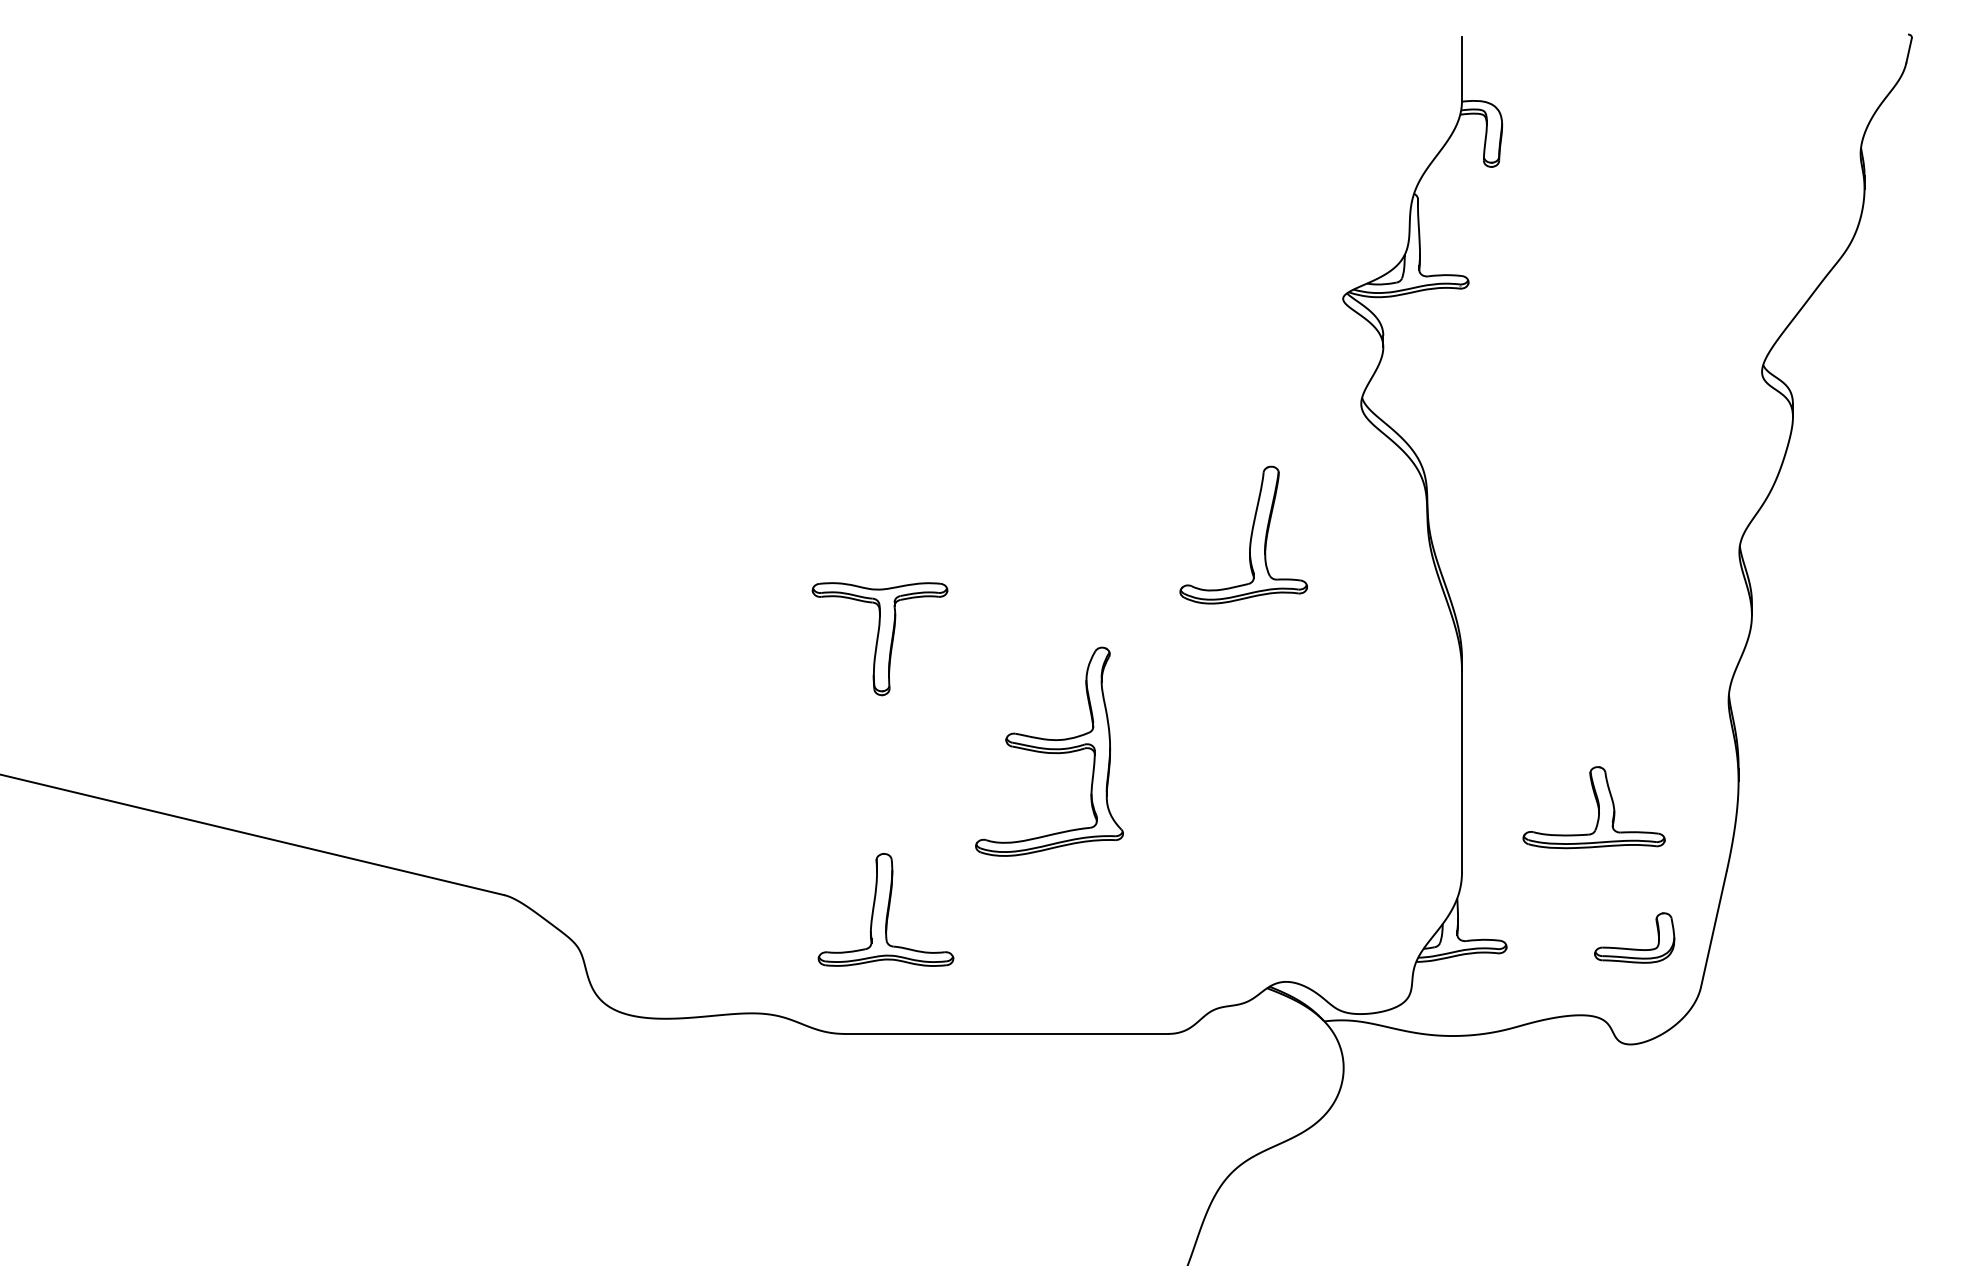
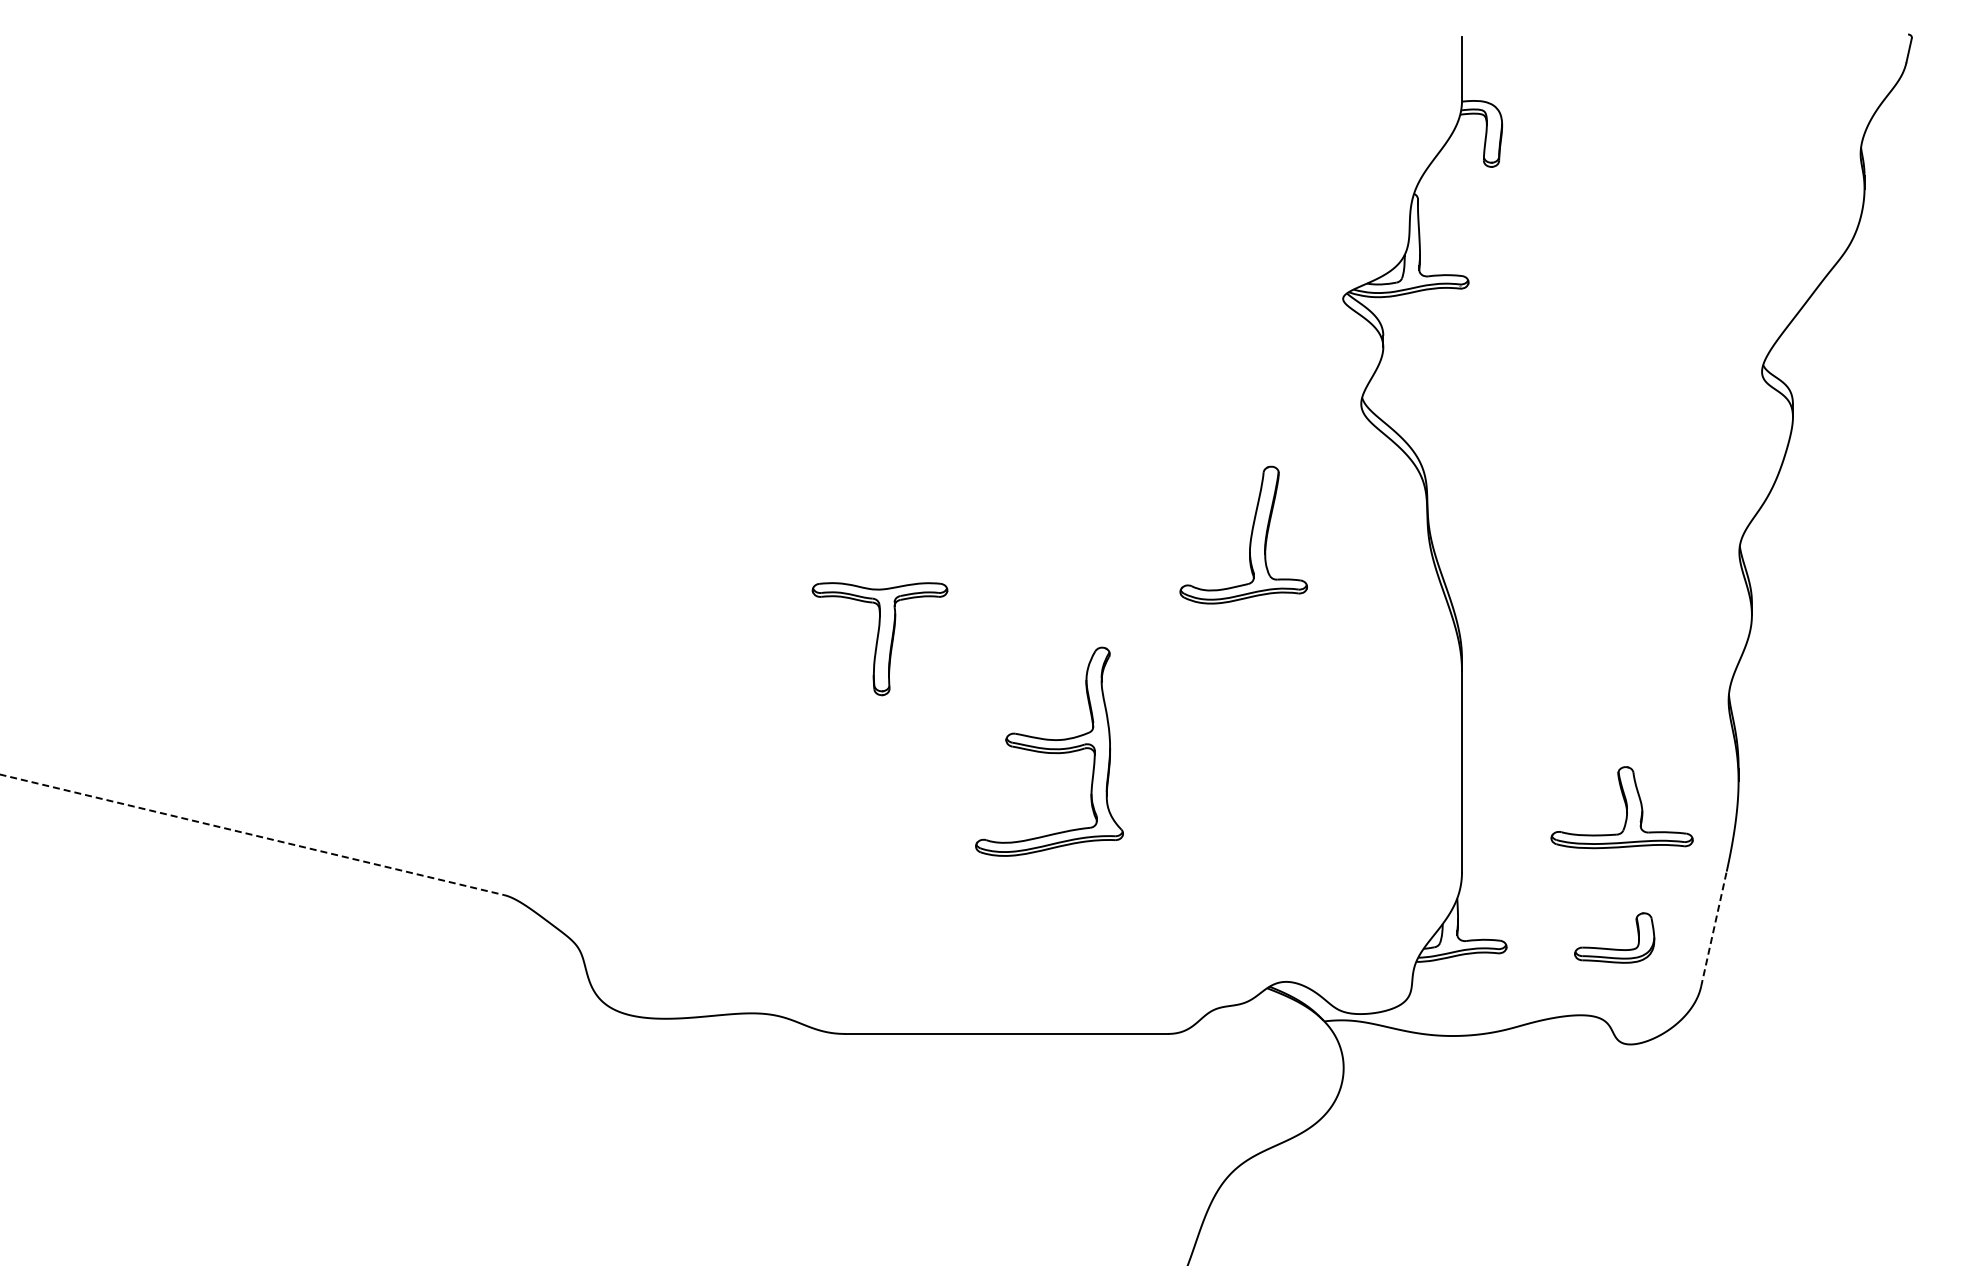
part position: (1593, 807) -> (1621, 807) (1621, 807)
line: solid -> dashed (252, 834)
part: present -> none (885, 909)
line: solid -> dashed (1714, 928)
part position: (1634, 948) -> (1614, 948) (1614, 948)
